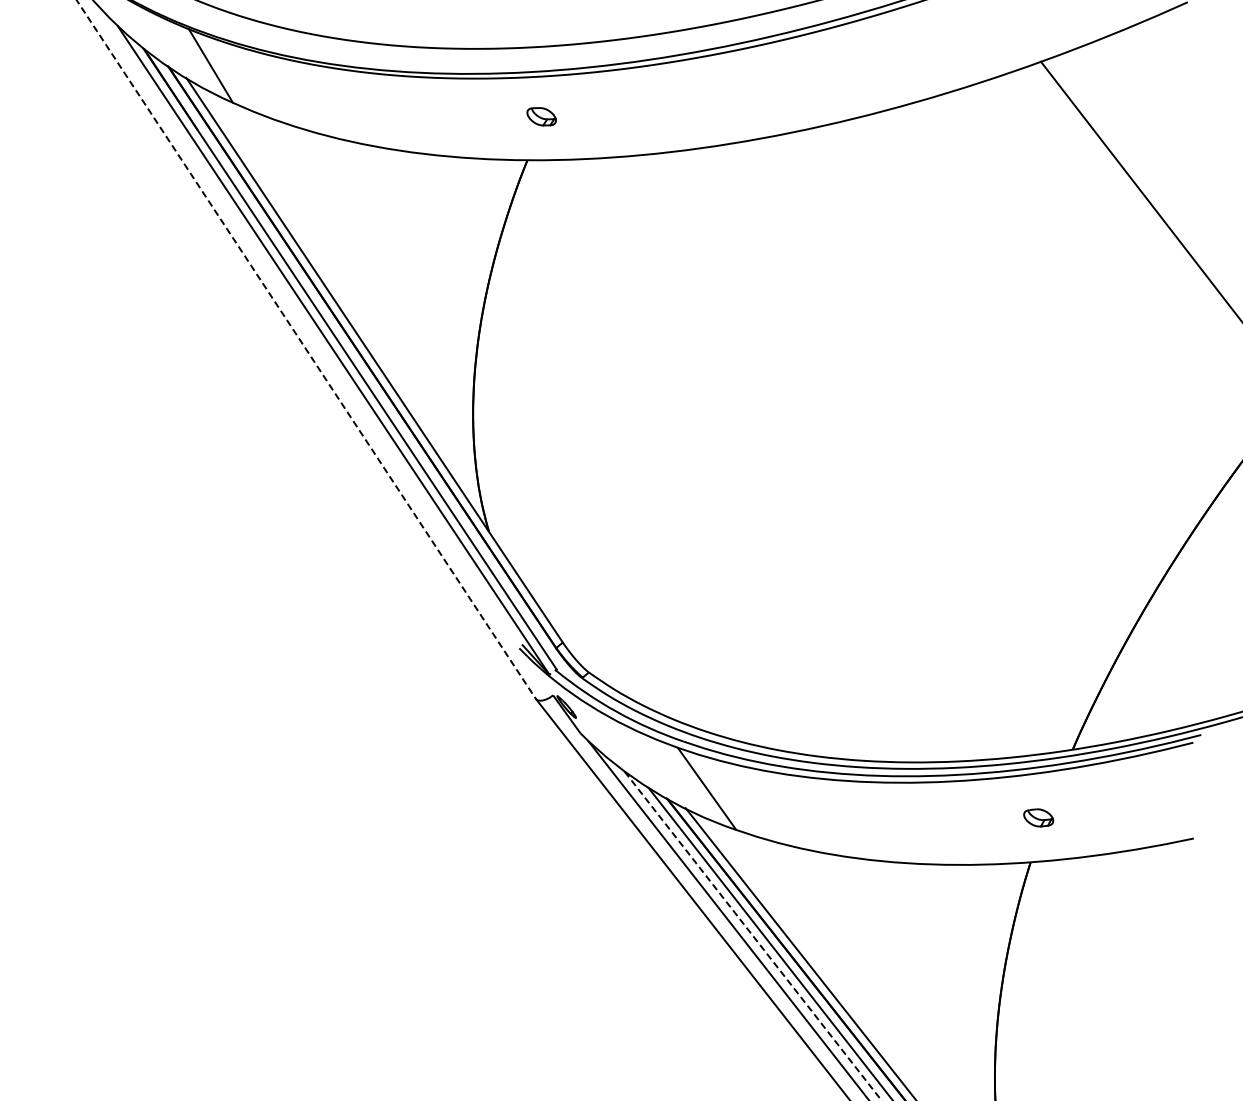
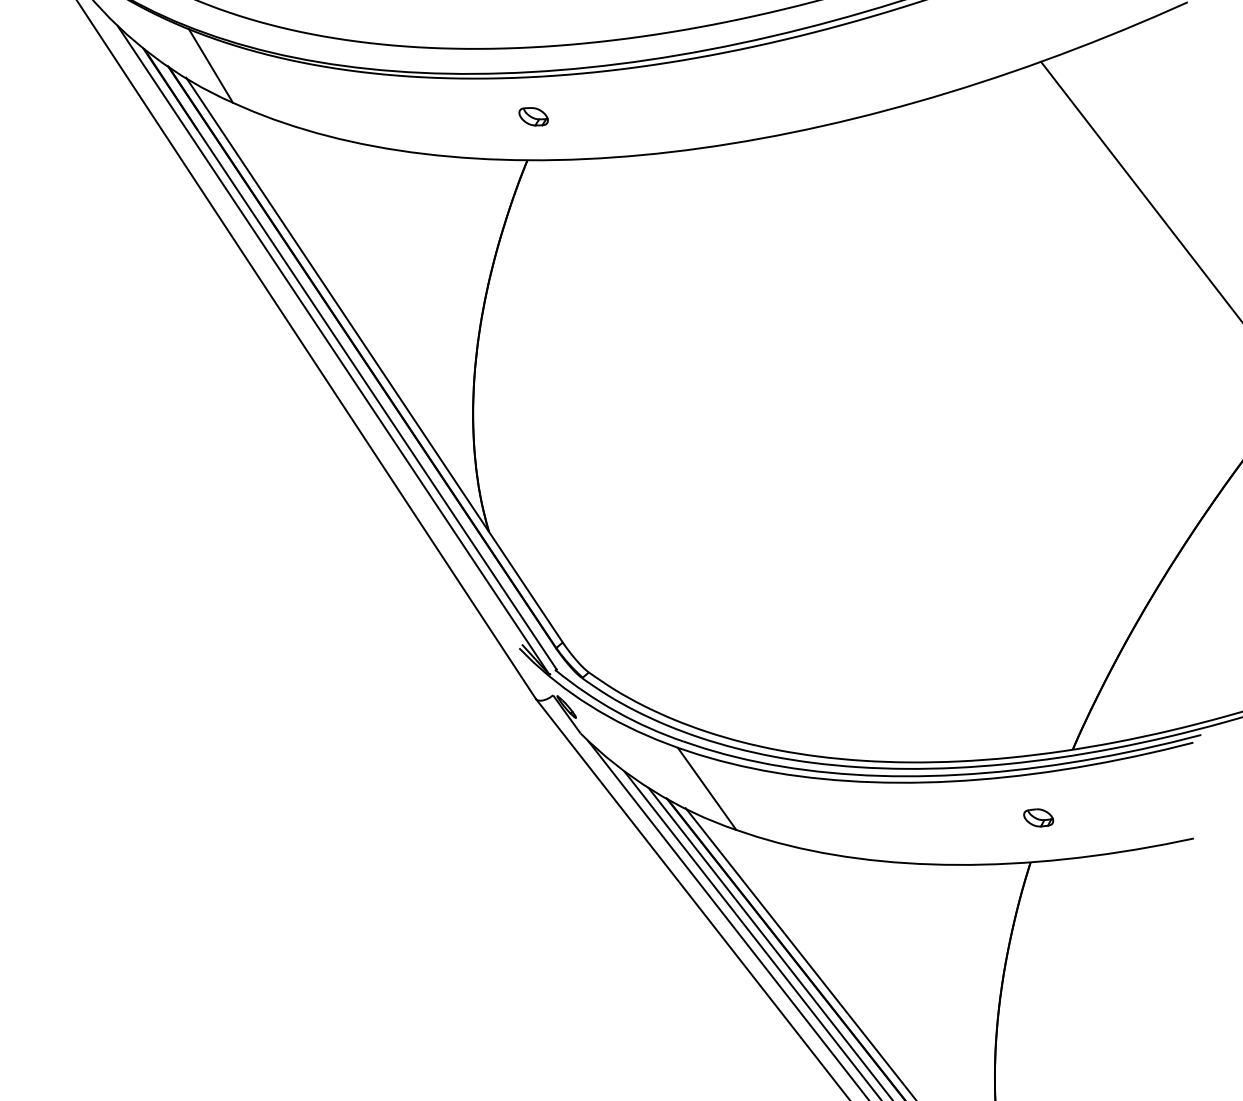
part position: (541, 116) -> (533, 116) (533, 116)
line: dashed -> solid (306, 349)
line: dashed -> solid (753, 936)
